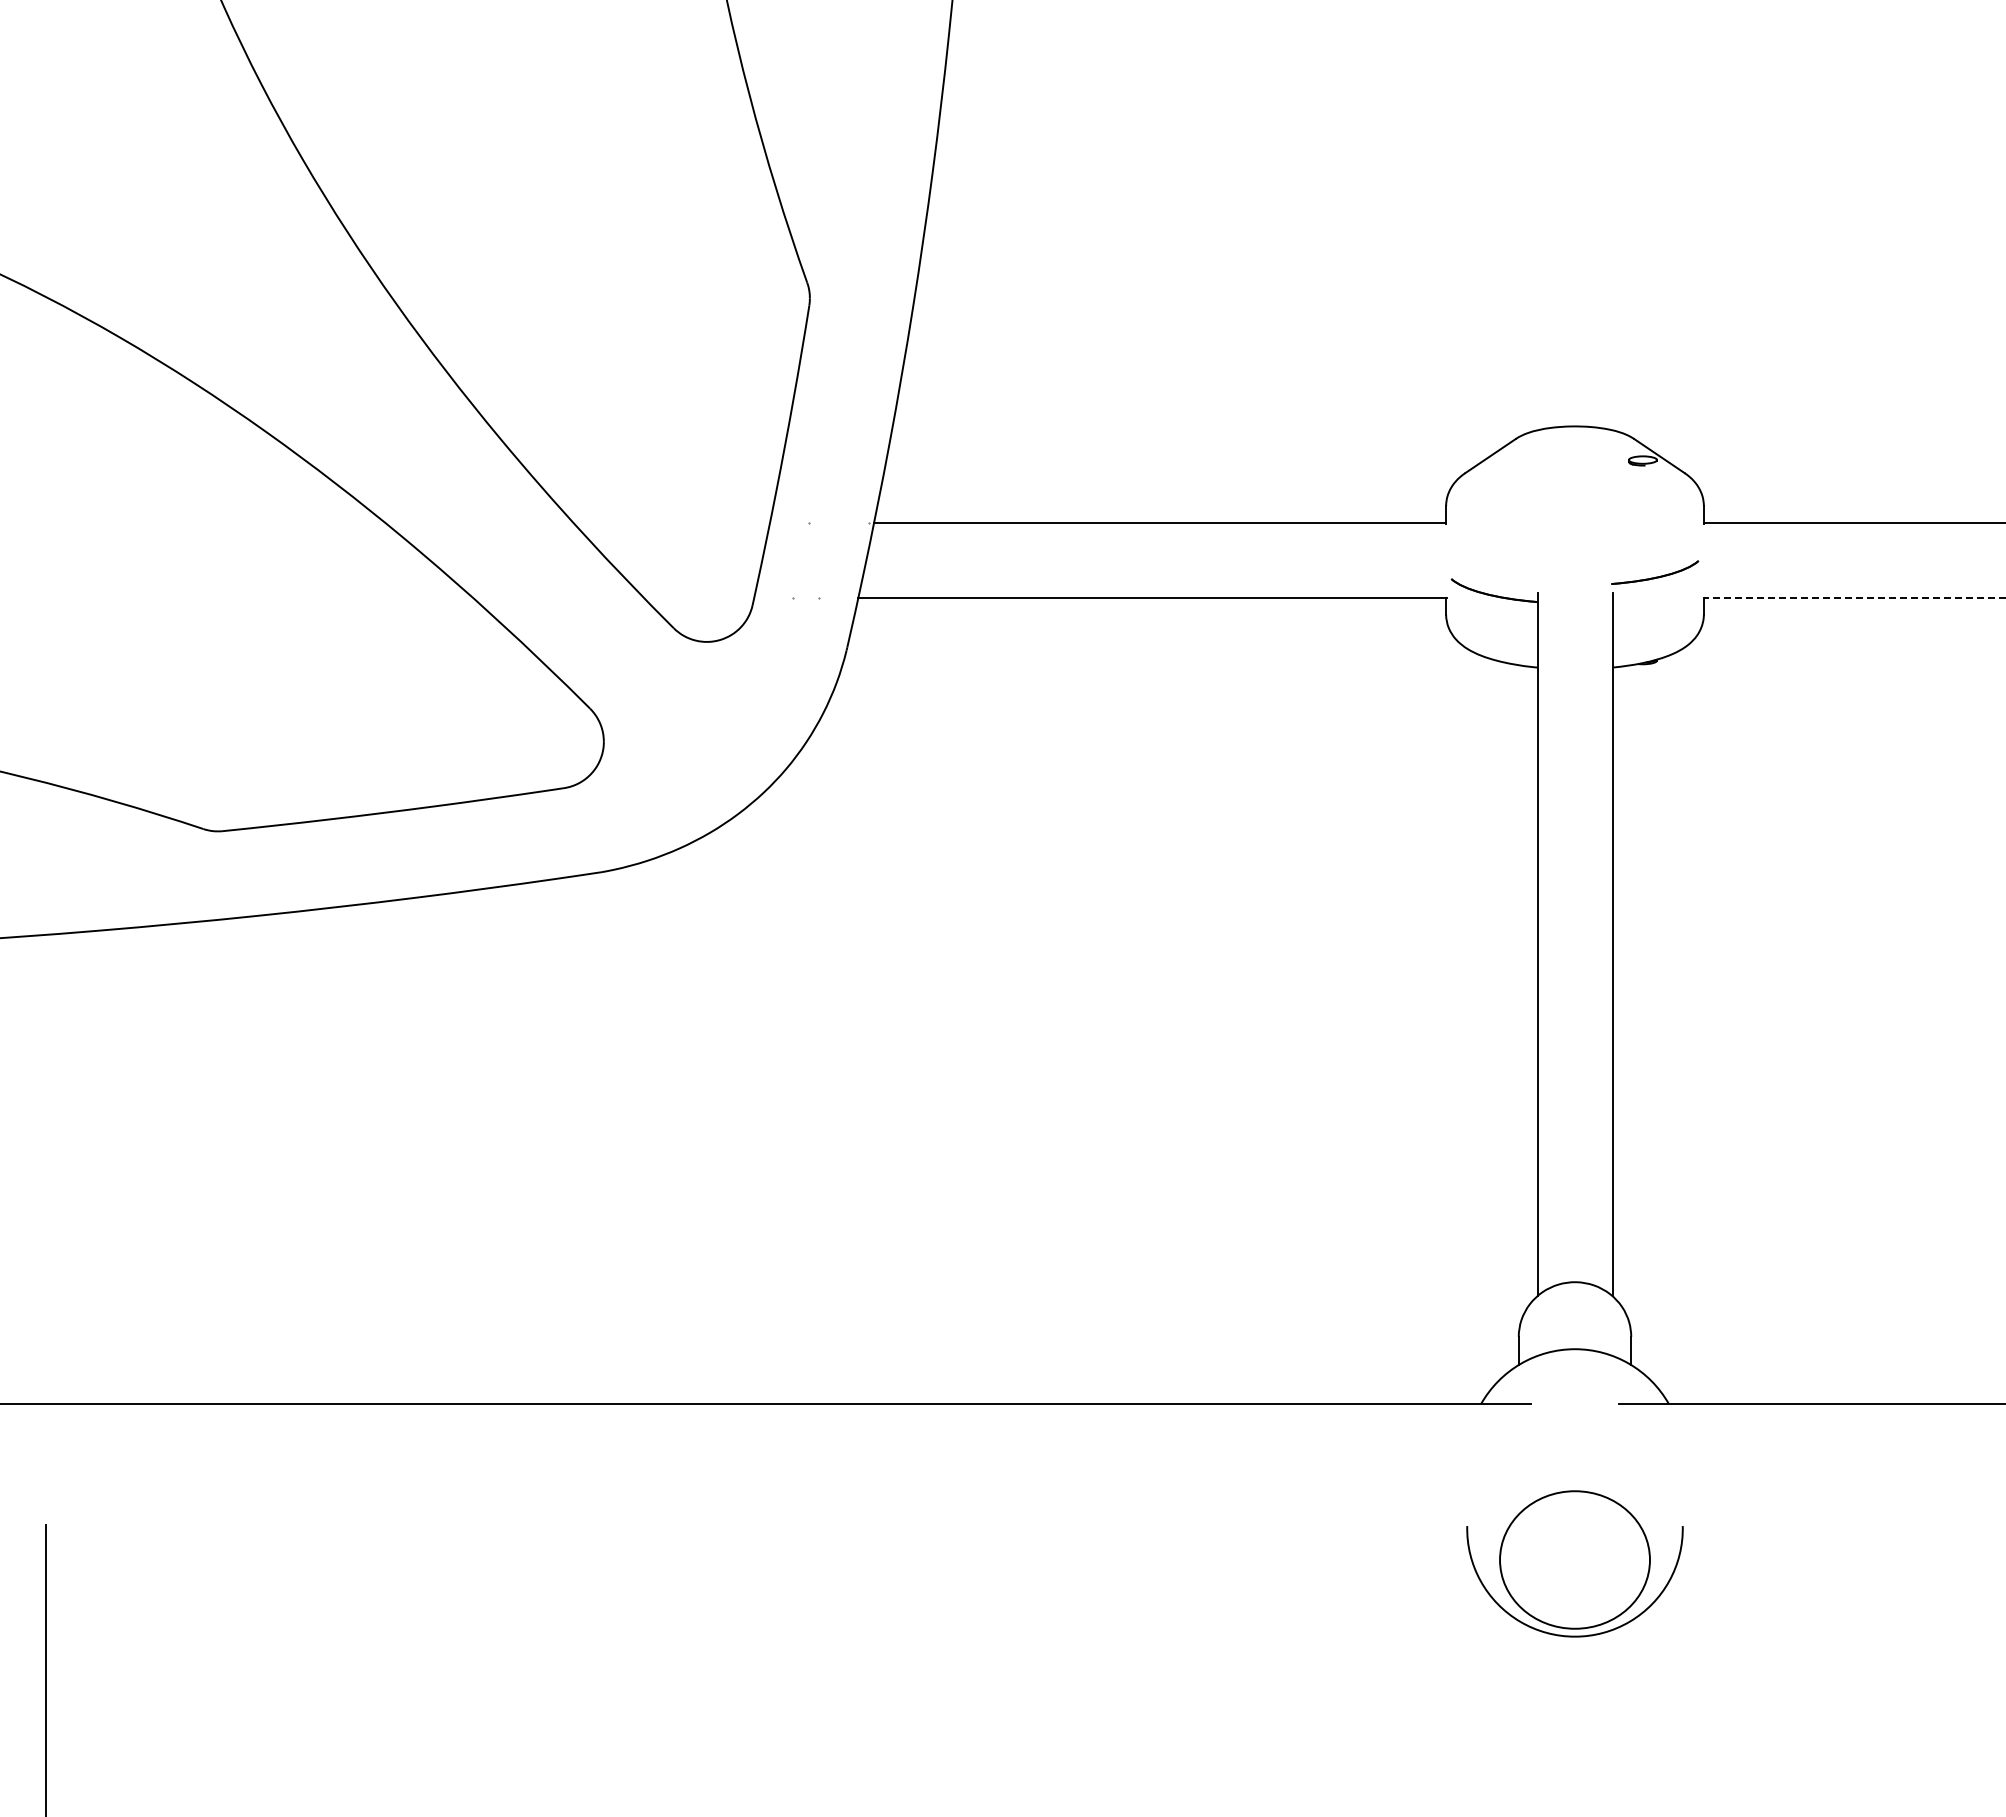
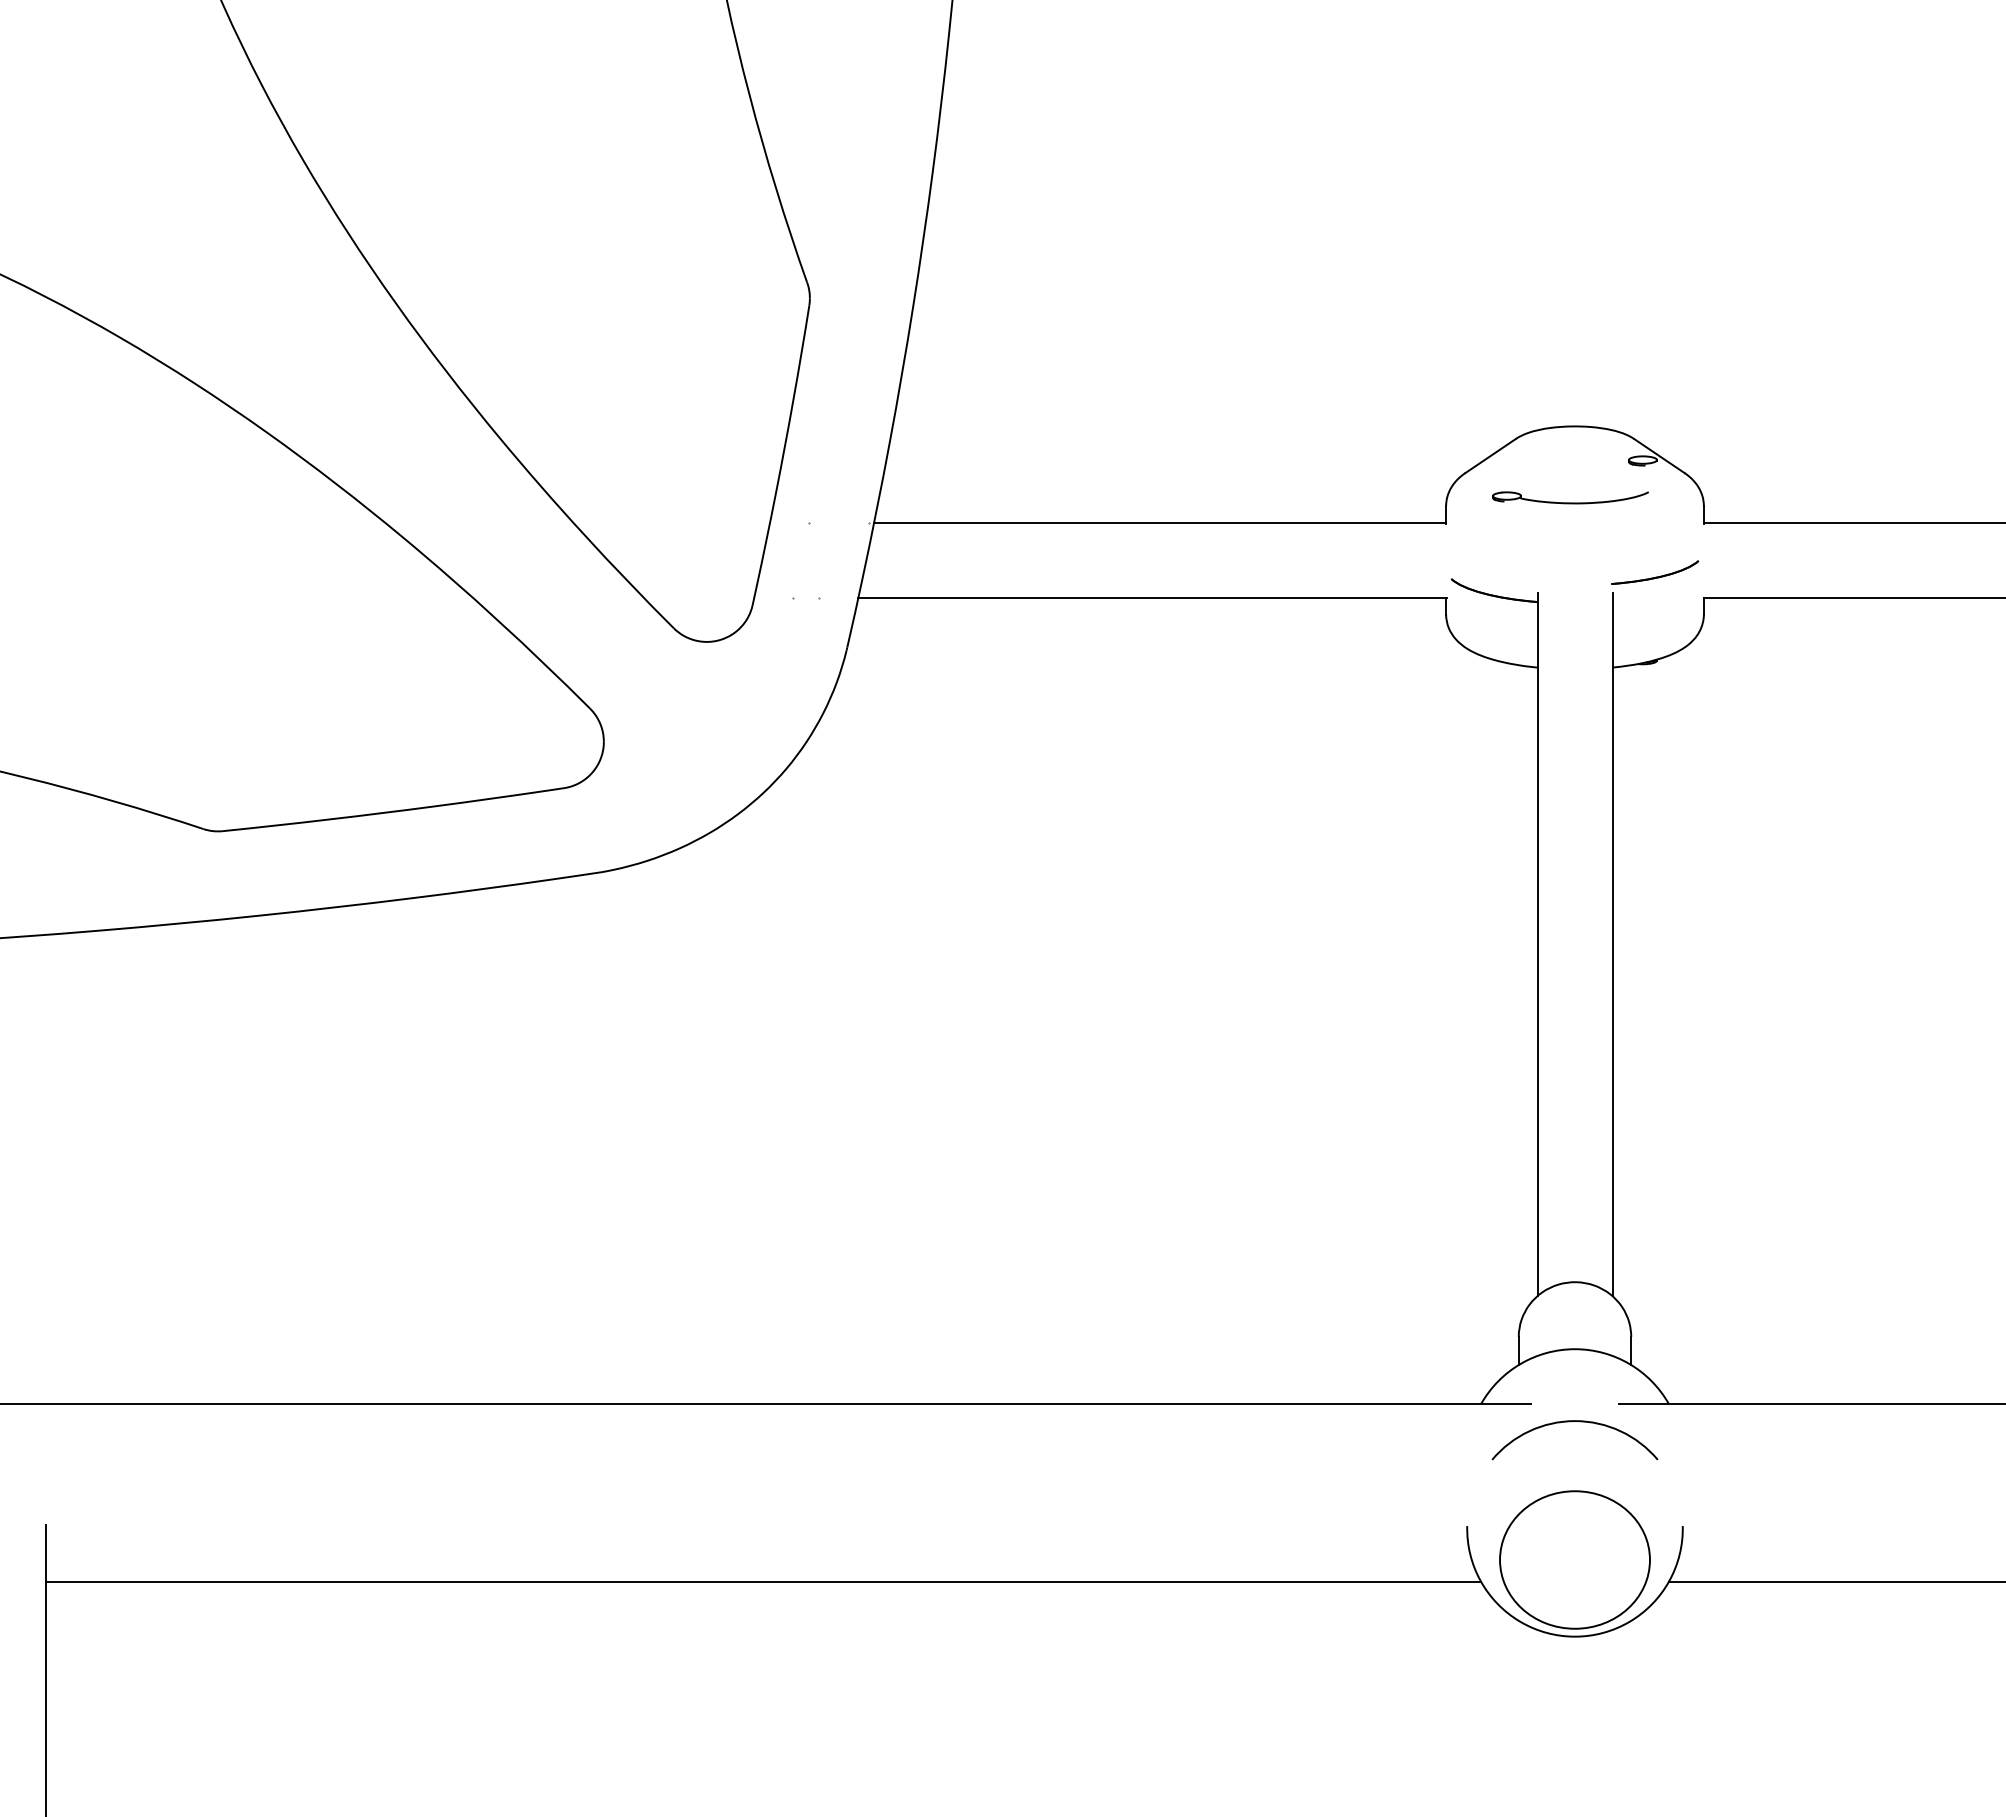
part: none -> present (1570, 497)
line: dashed -> solid (1854, 597)
arc: none -> present (1571, 1422)
line: none -> present (763, 1581)
line: none -> present (1835, 1581)
